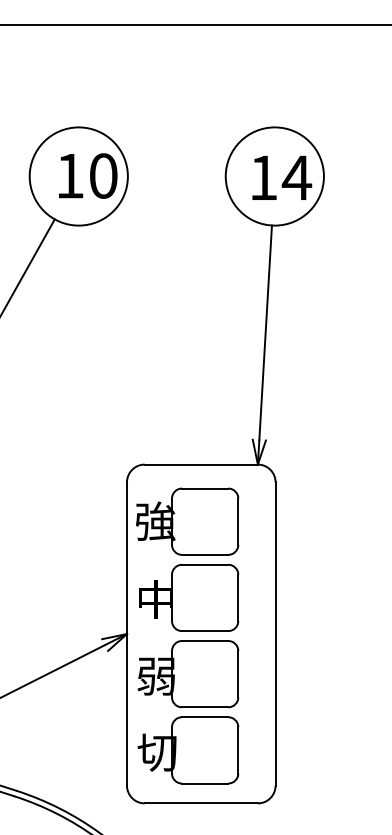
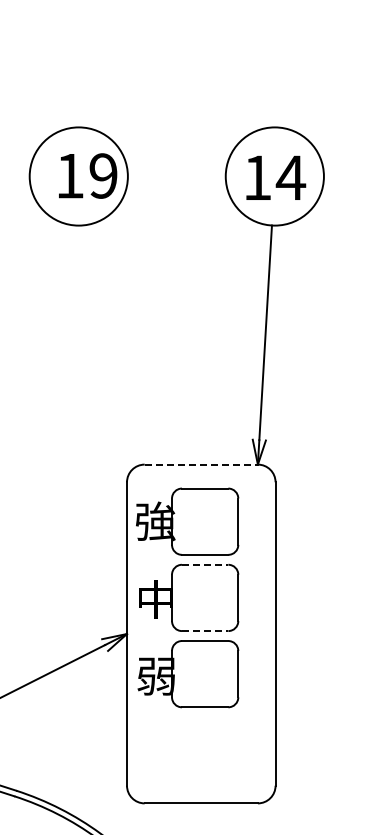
line: present -> none (195, 25)
text: 10 -> 19 (103, 175)
text position: (282, 177) -> (276, 177) (276, 177)
line: present -> none (28, 265)
line: solid -> dashed (201, 464)
line: solid -> dashed (205, 564)
line: solid -> dashed (205, 631)
part: present -> none (188, 750)
